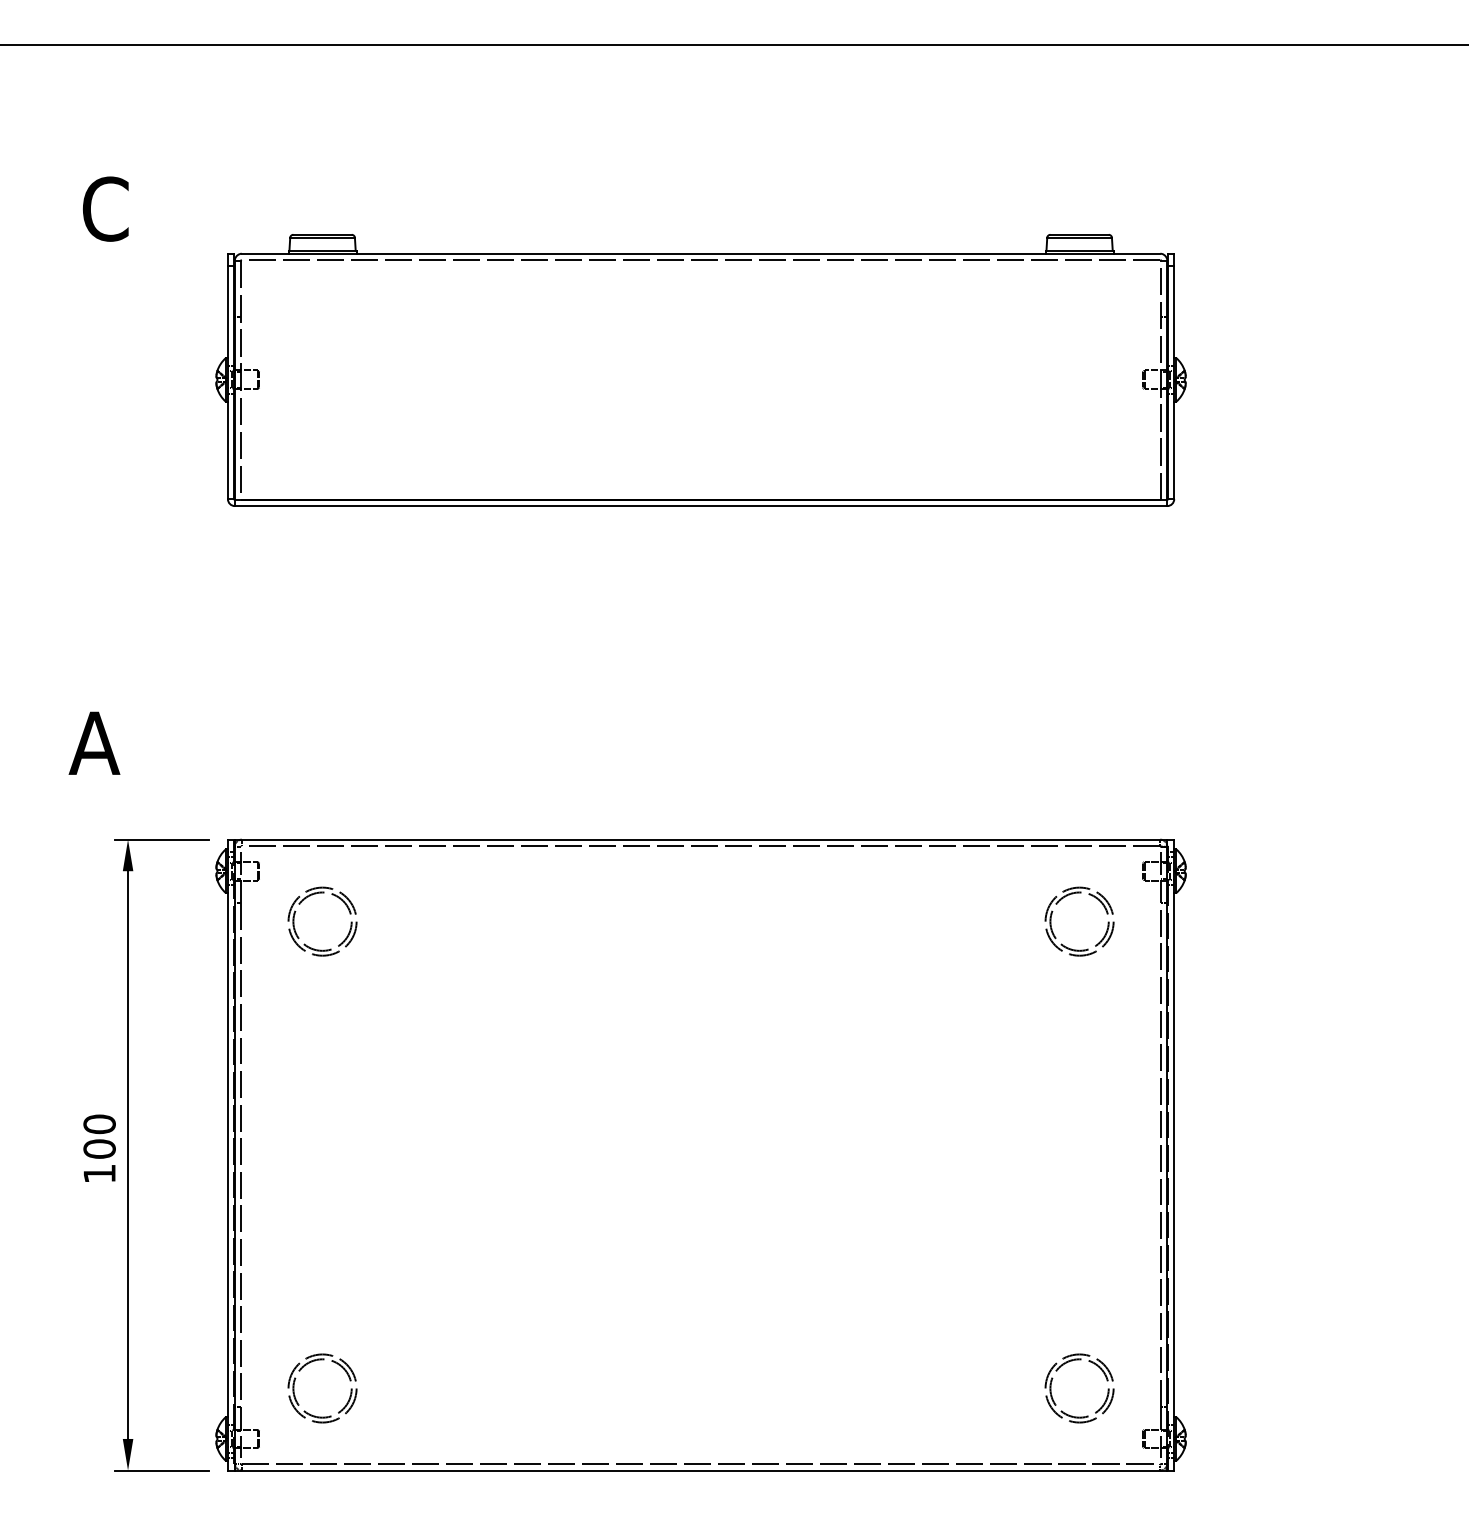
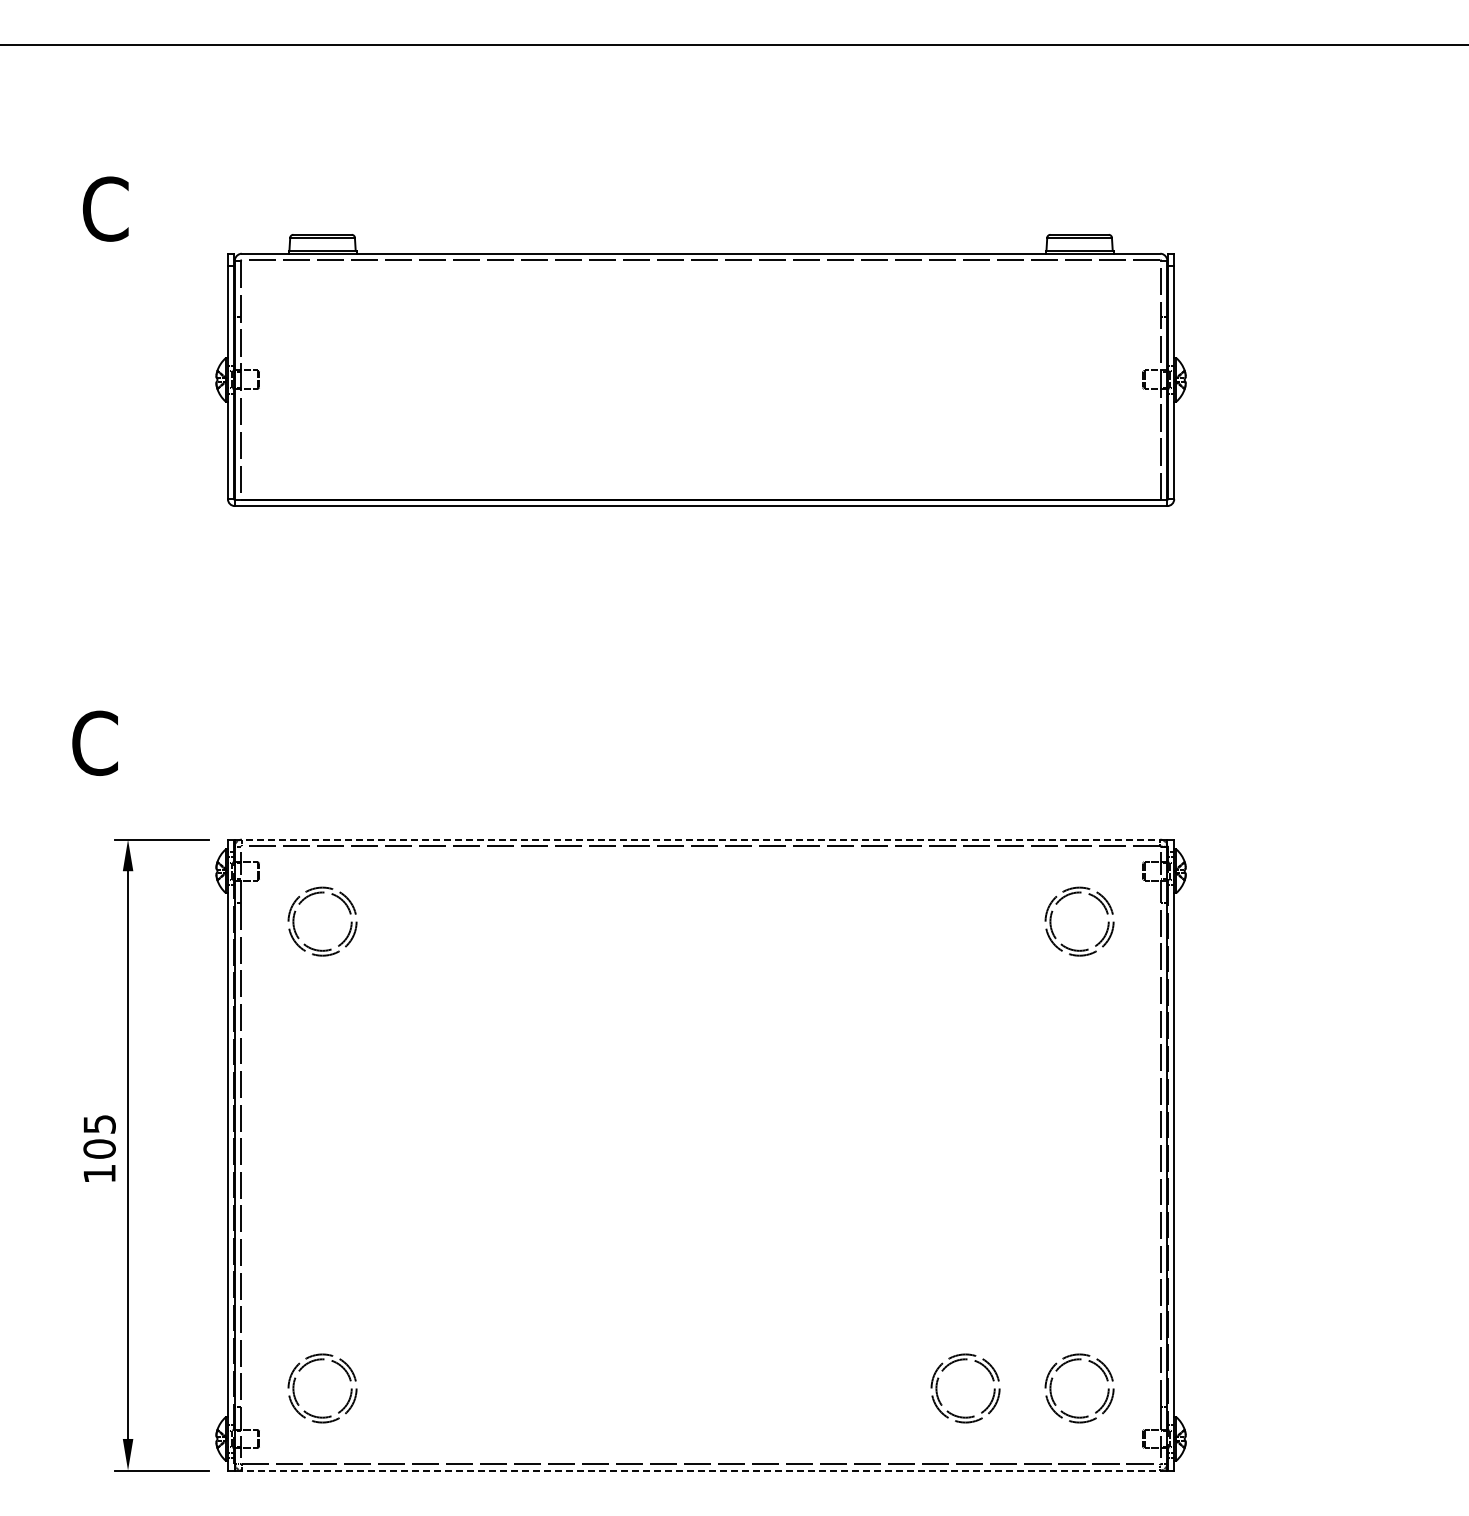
text: A -> C (94, 742)
line: solid -> dashed (701, 839)
text: 100 -> 105 (99, 1124)
part: none -> present (941, 1402)
line: solid -> dashed (700, 1470)
